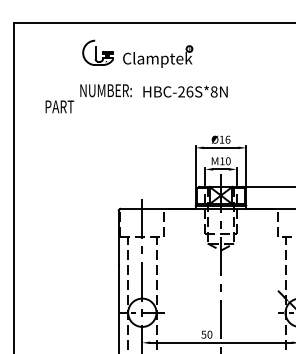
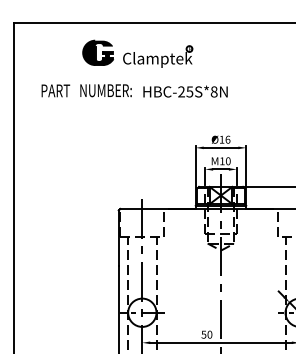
fill: none -> present (98, 52)
text: HBC-26S*8N -> HBC-25S*8N (189, 91)
text position: (59, 106) -> (55, 90) (55, 90)
